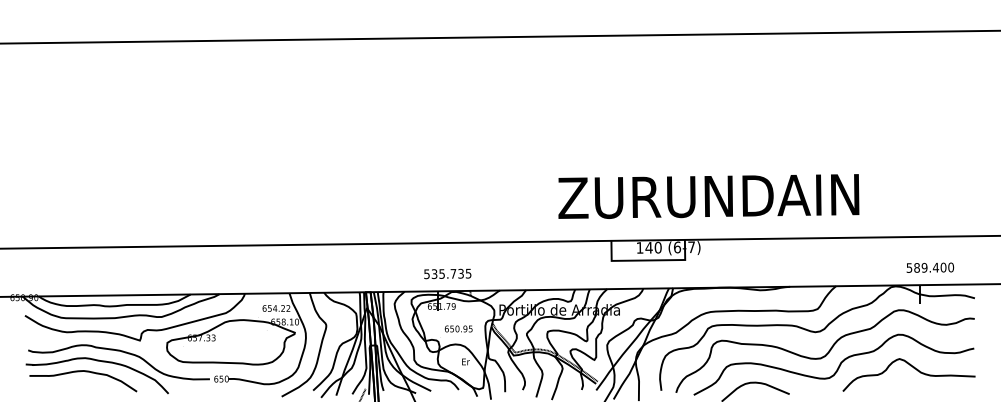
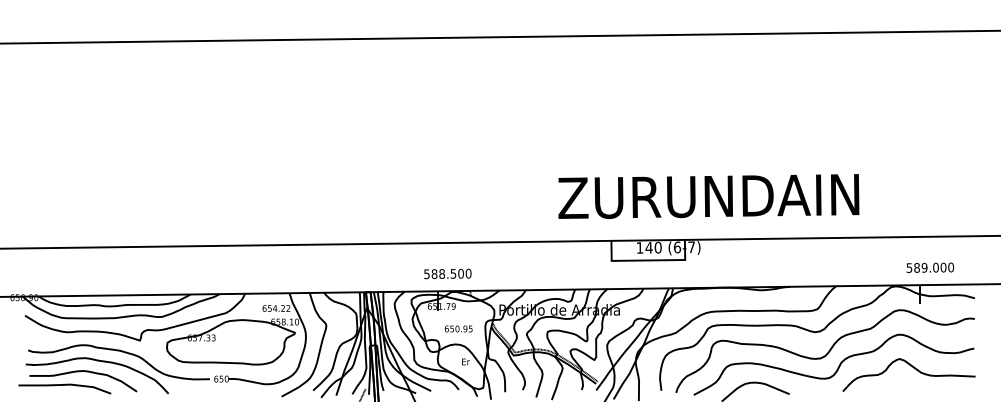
text: 589.400 -> 589.000 (935, 267)
text: 535.735 -> 588.500 (451, 273)
curve: none -> present (64, 385)
